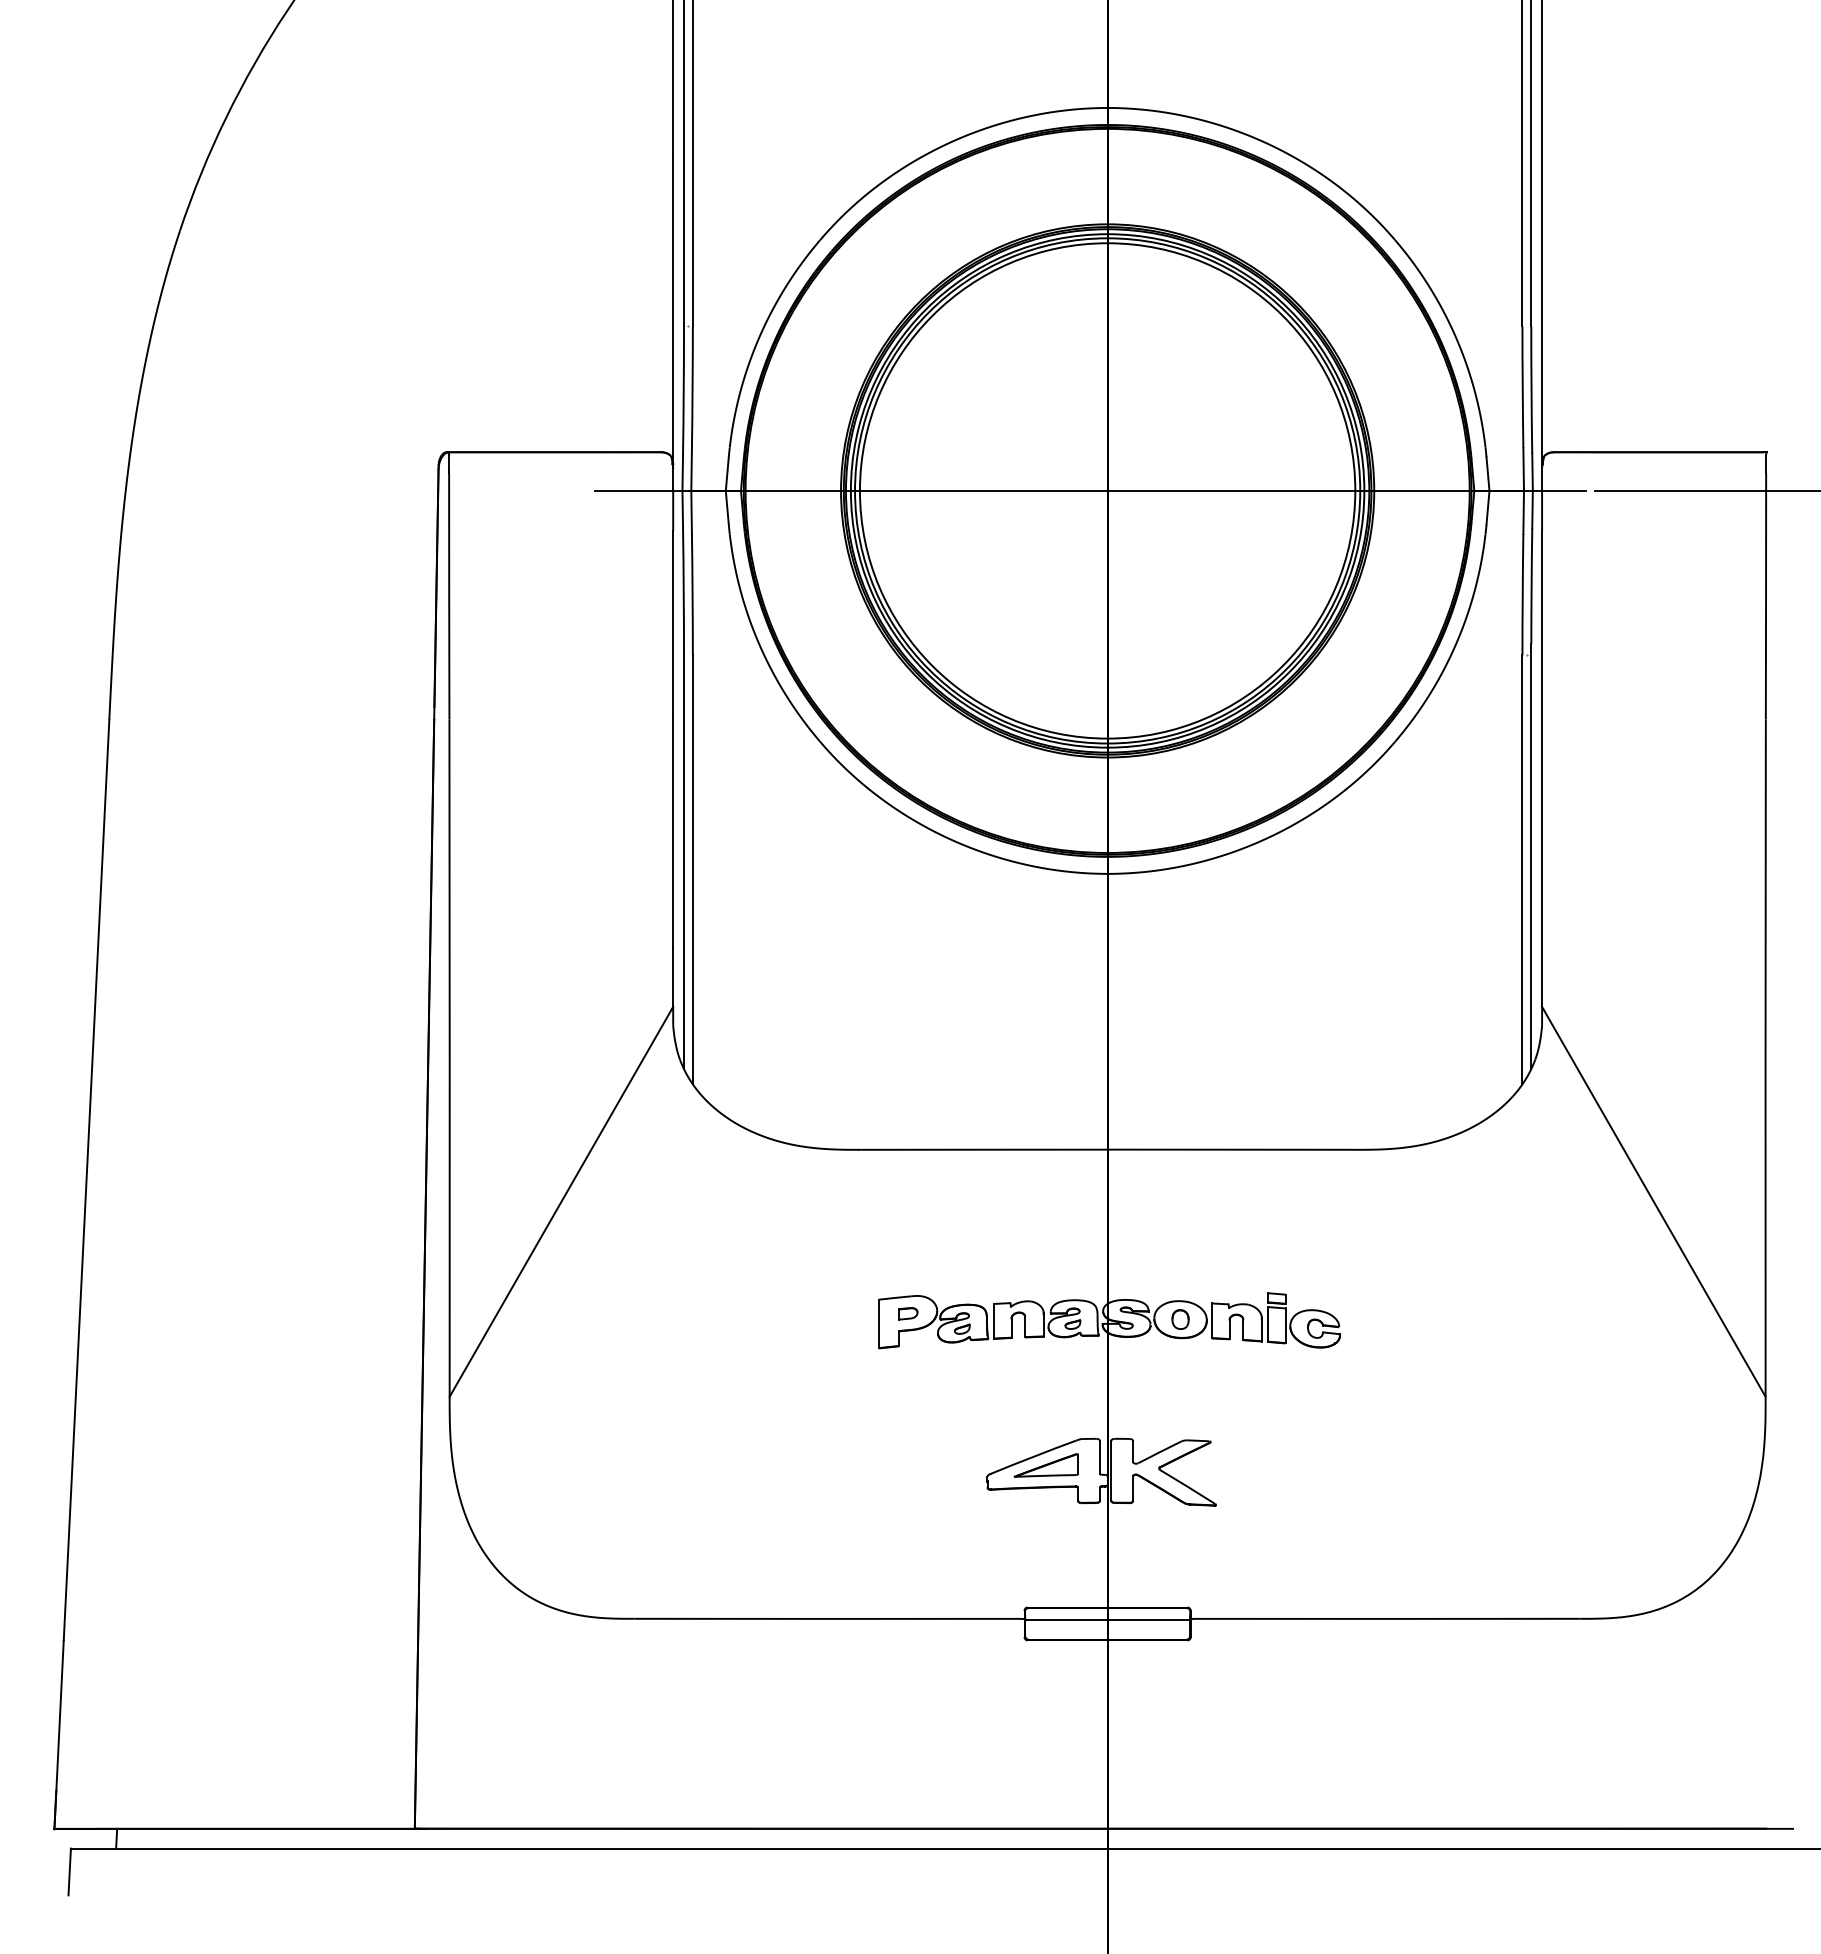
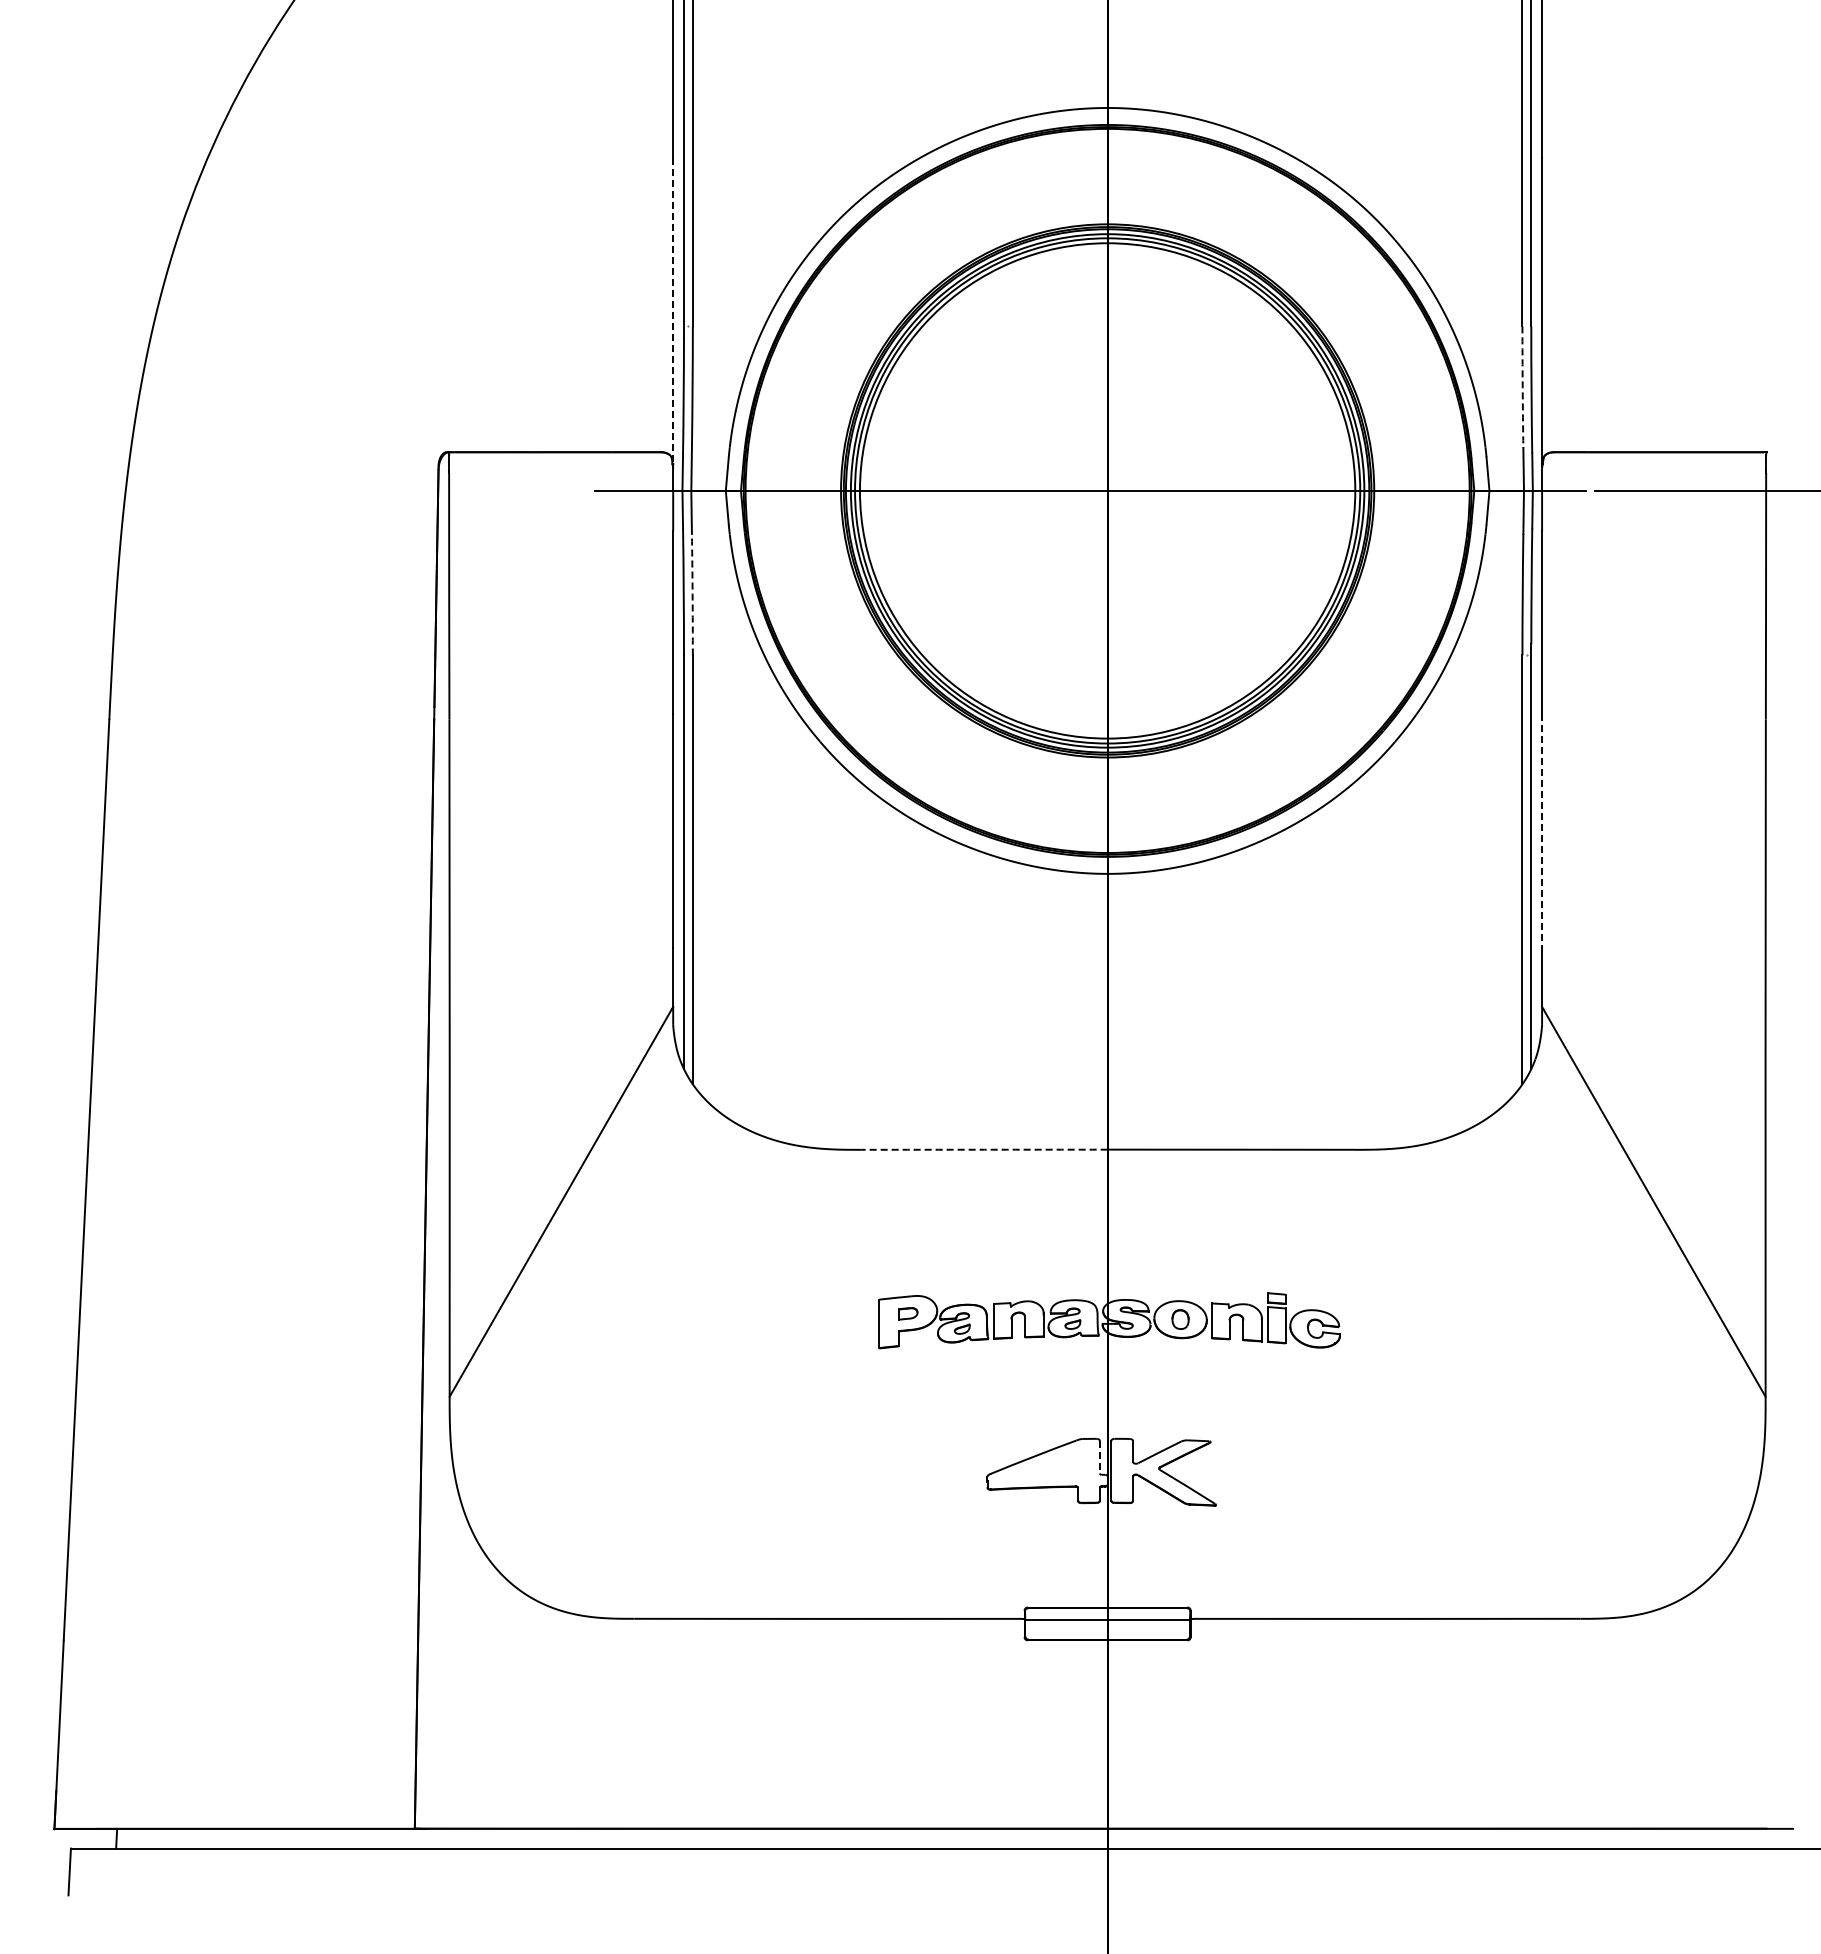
line: solid -> dashed (673, 311)
arc: solid -> dashed (1522, 387)
arc: solid -> dashed (692, 594)
line: solid -> dashed (1542, 831)
arc: solid -> dashed (984, 1149)
line: solid -> dashed (1100, 1457)
part: present -> none (1045, 1465)
